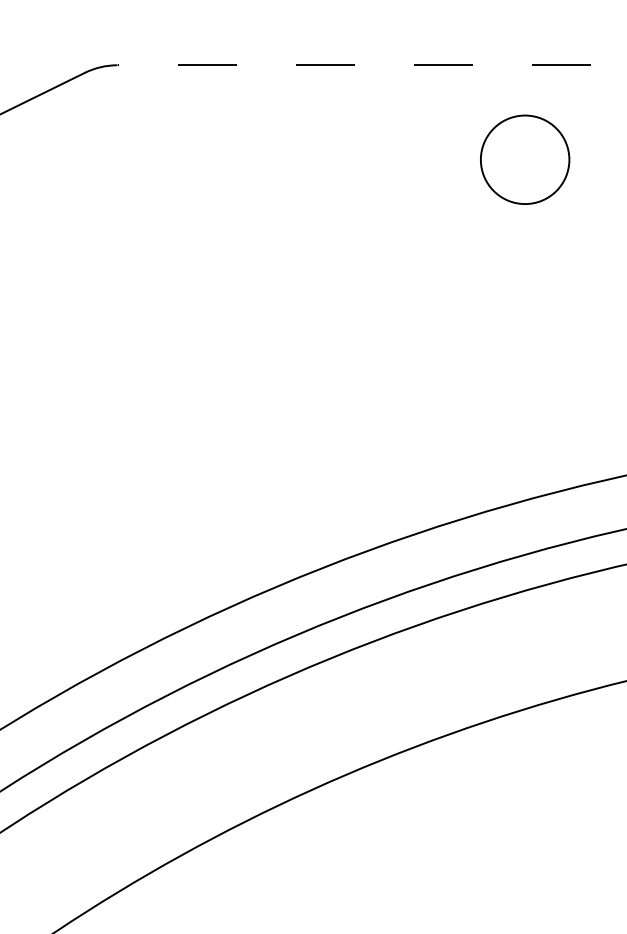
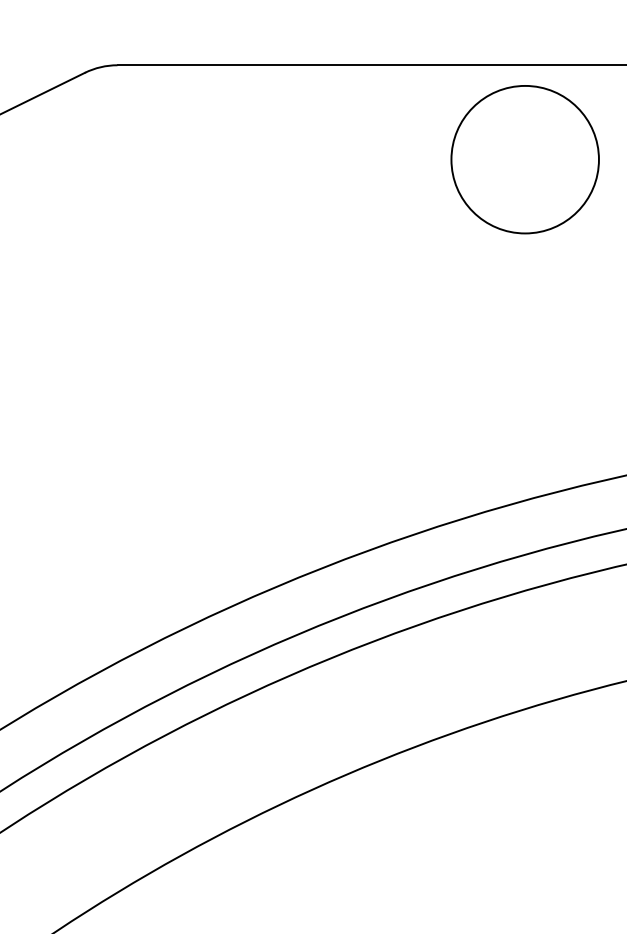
line: dashed -> solid (371, 65)
circle size: 91x91 px -> 150x150 px (524, 159)
